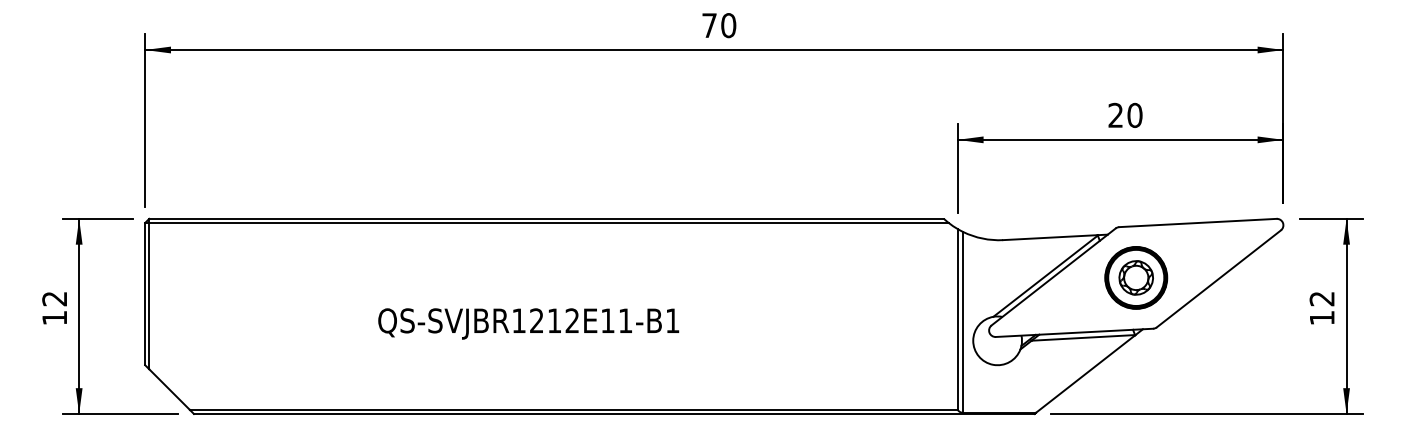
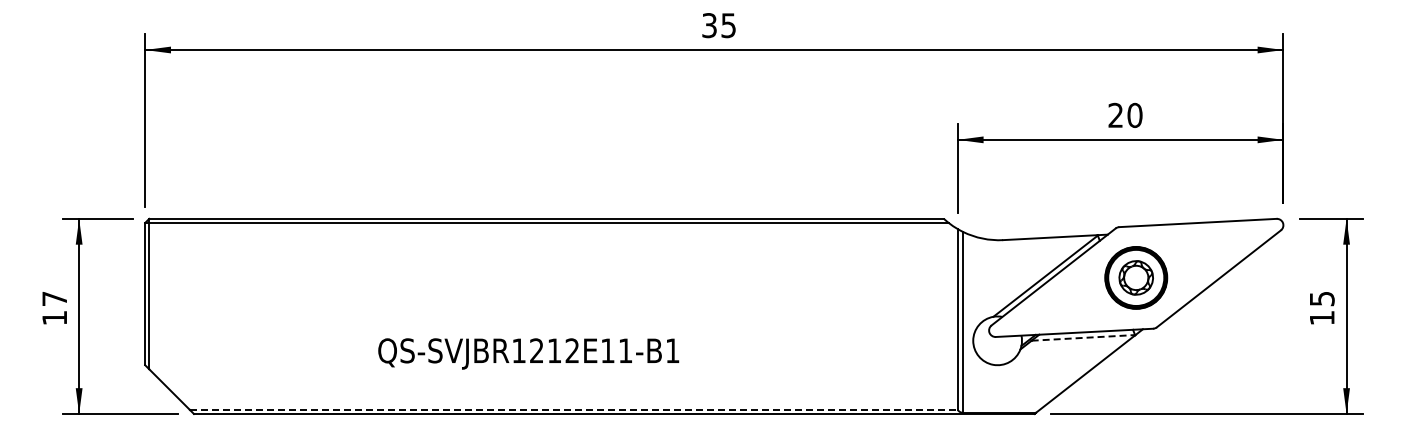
text: 70 -> 35 (719, 25)
text: 12 -> 17 (54, 299)
text: 12 -> 15 (1321, 299)
text position: (528, 323) -> (528, 353) (528, 353)
line: solid -> dashed (1083, 337)
line: solid -> dashed (573, 409)
